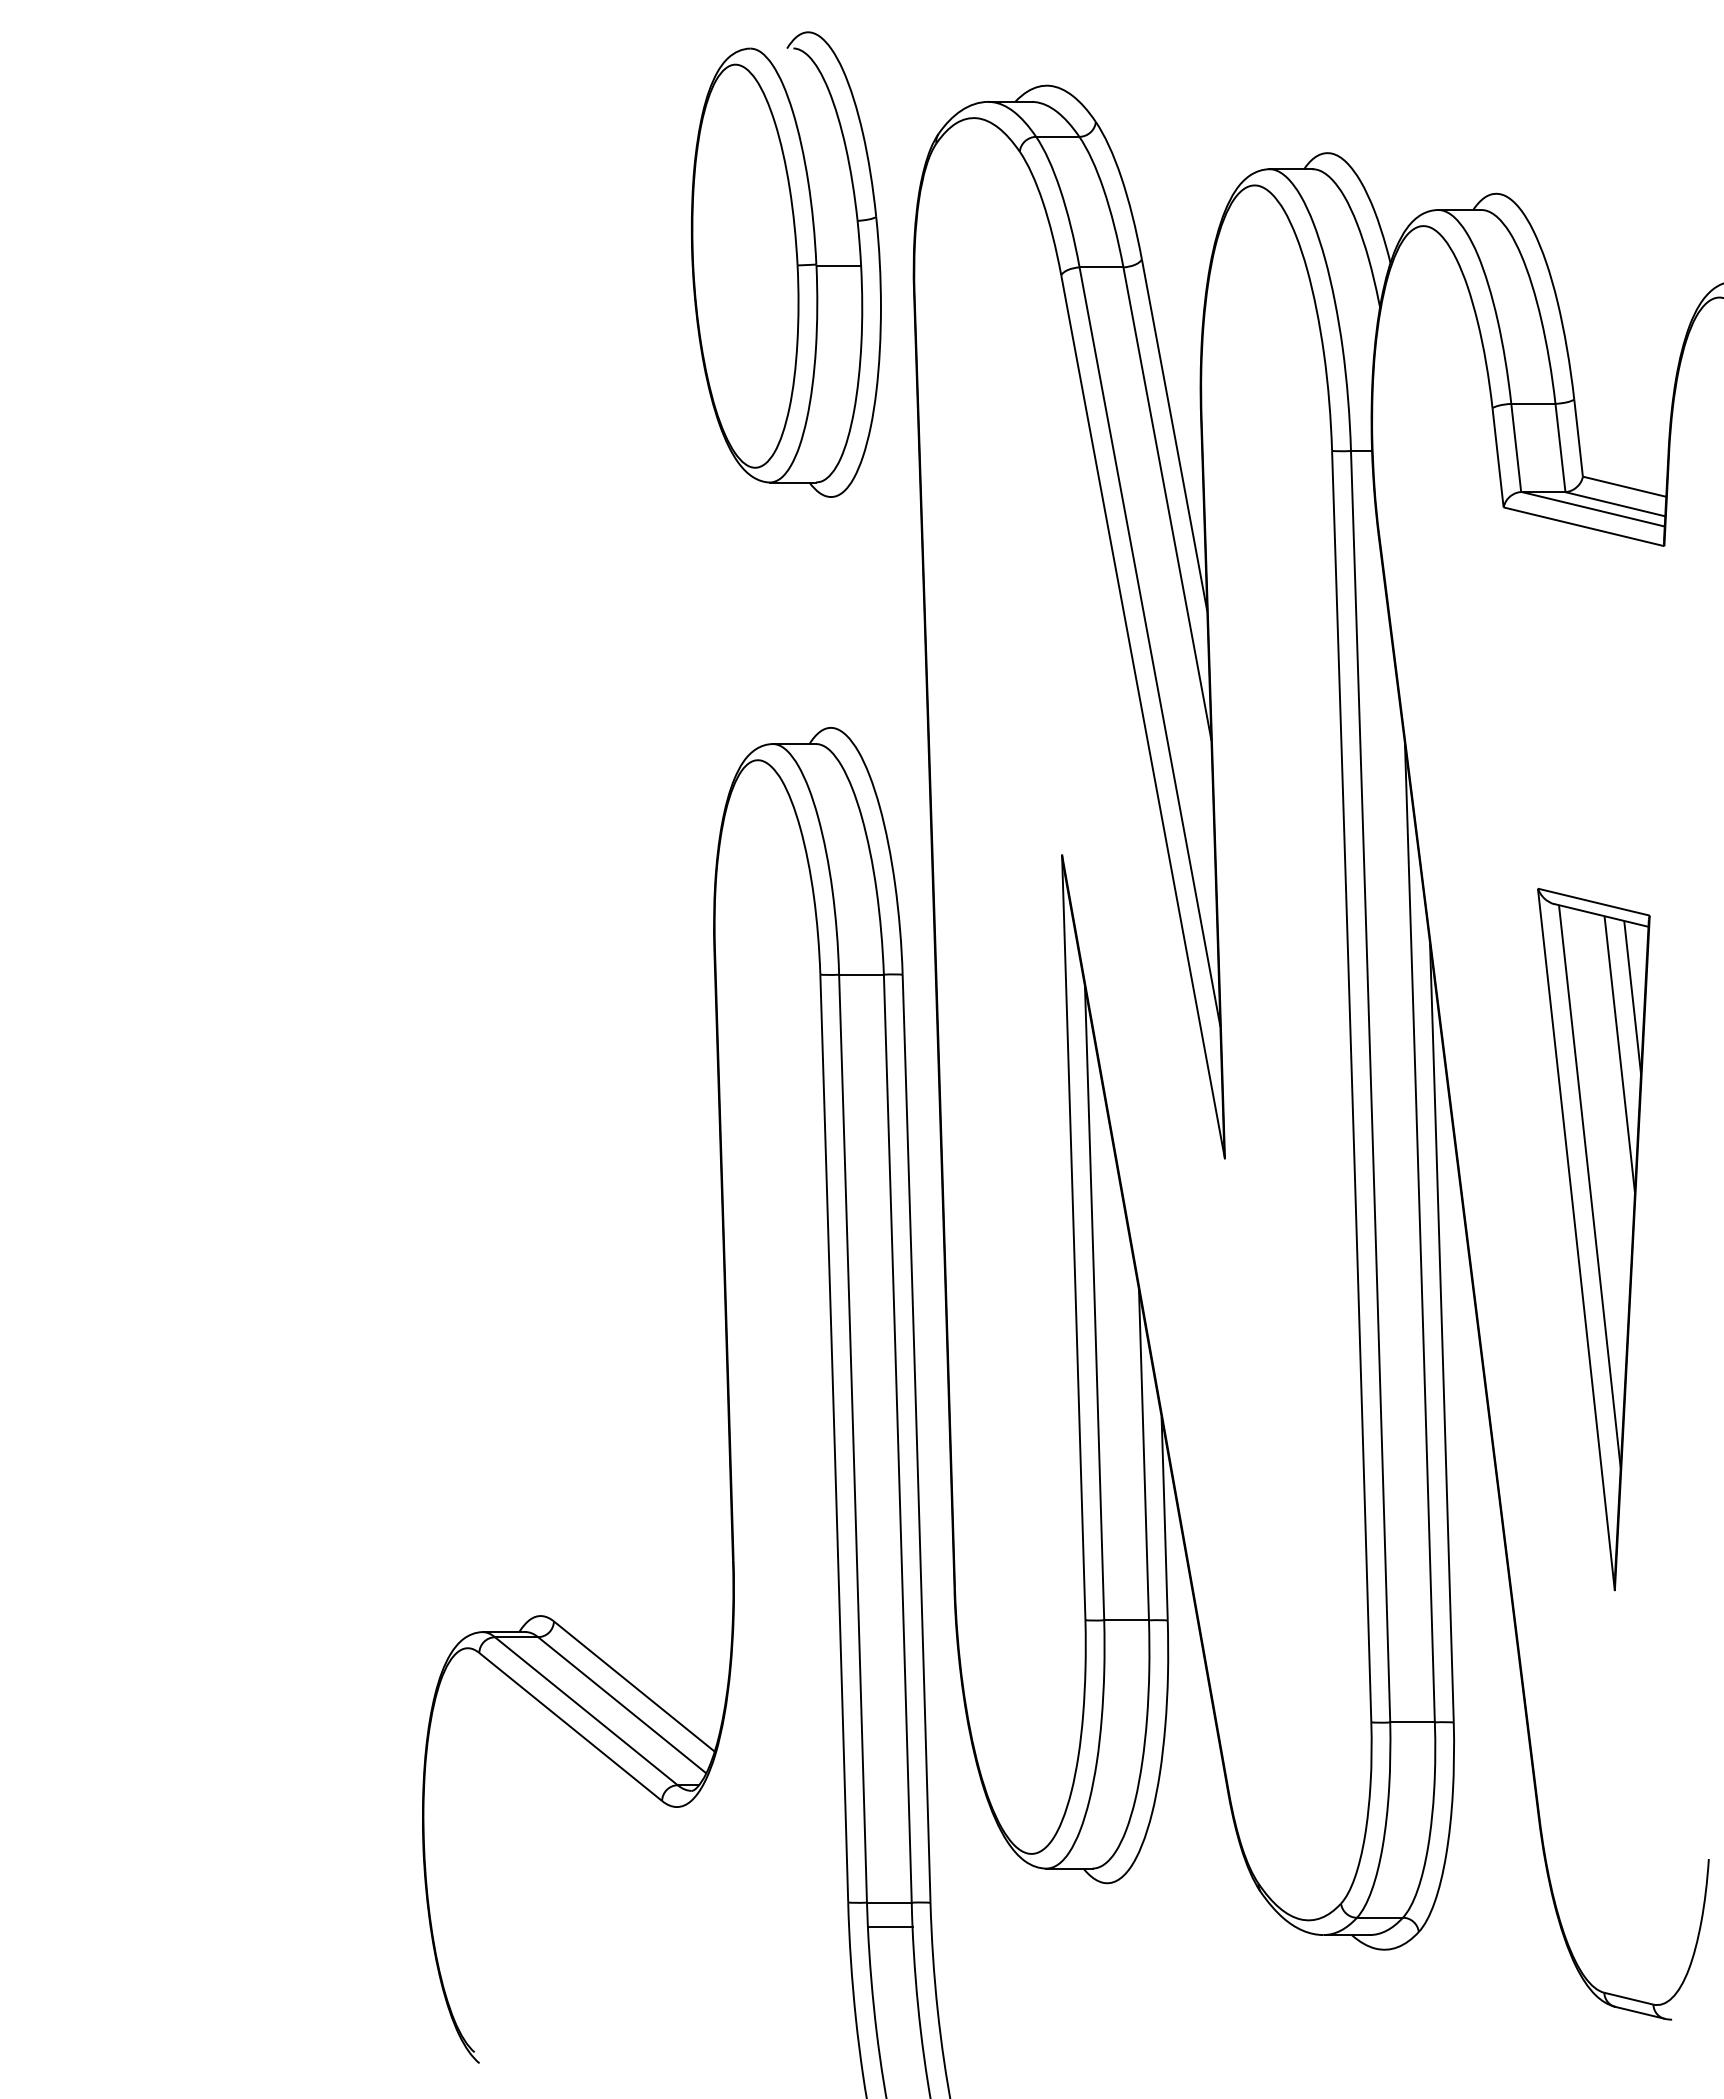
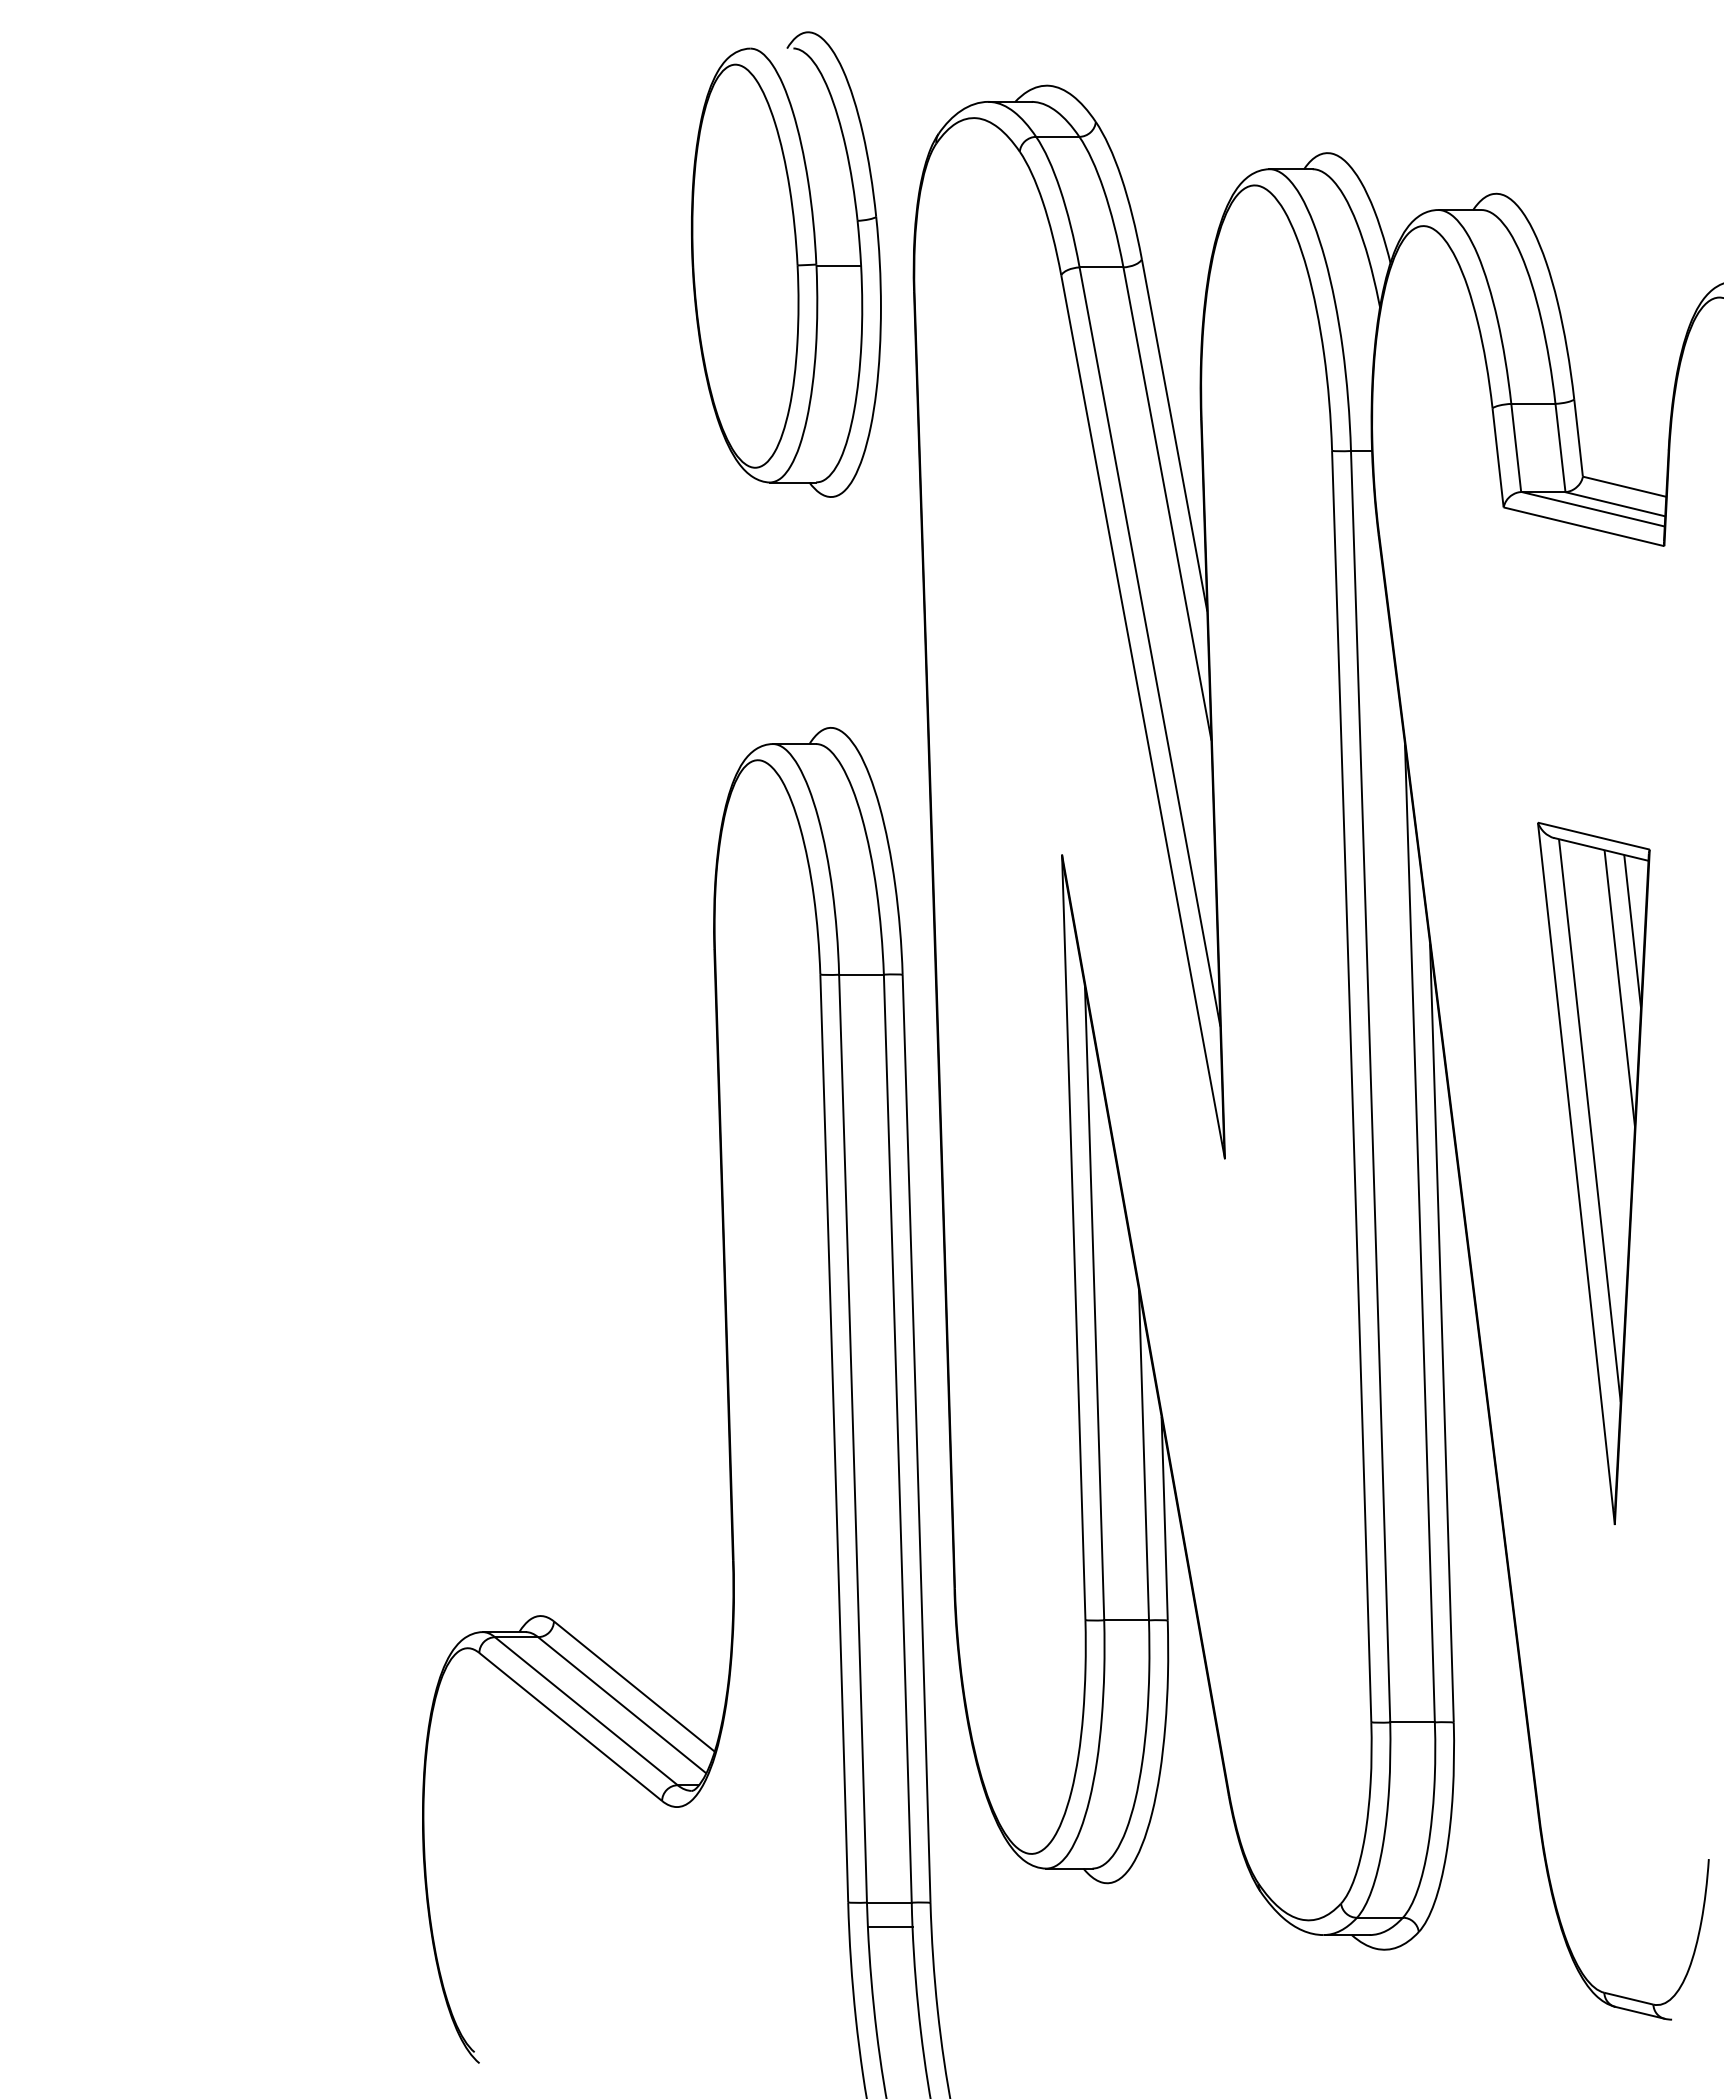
part position: (1593, 1239) -> (1593, 1173) (1593, 1173)
